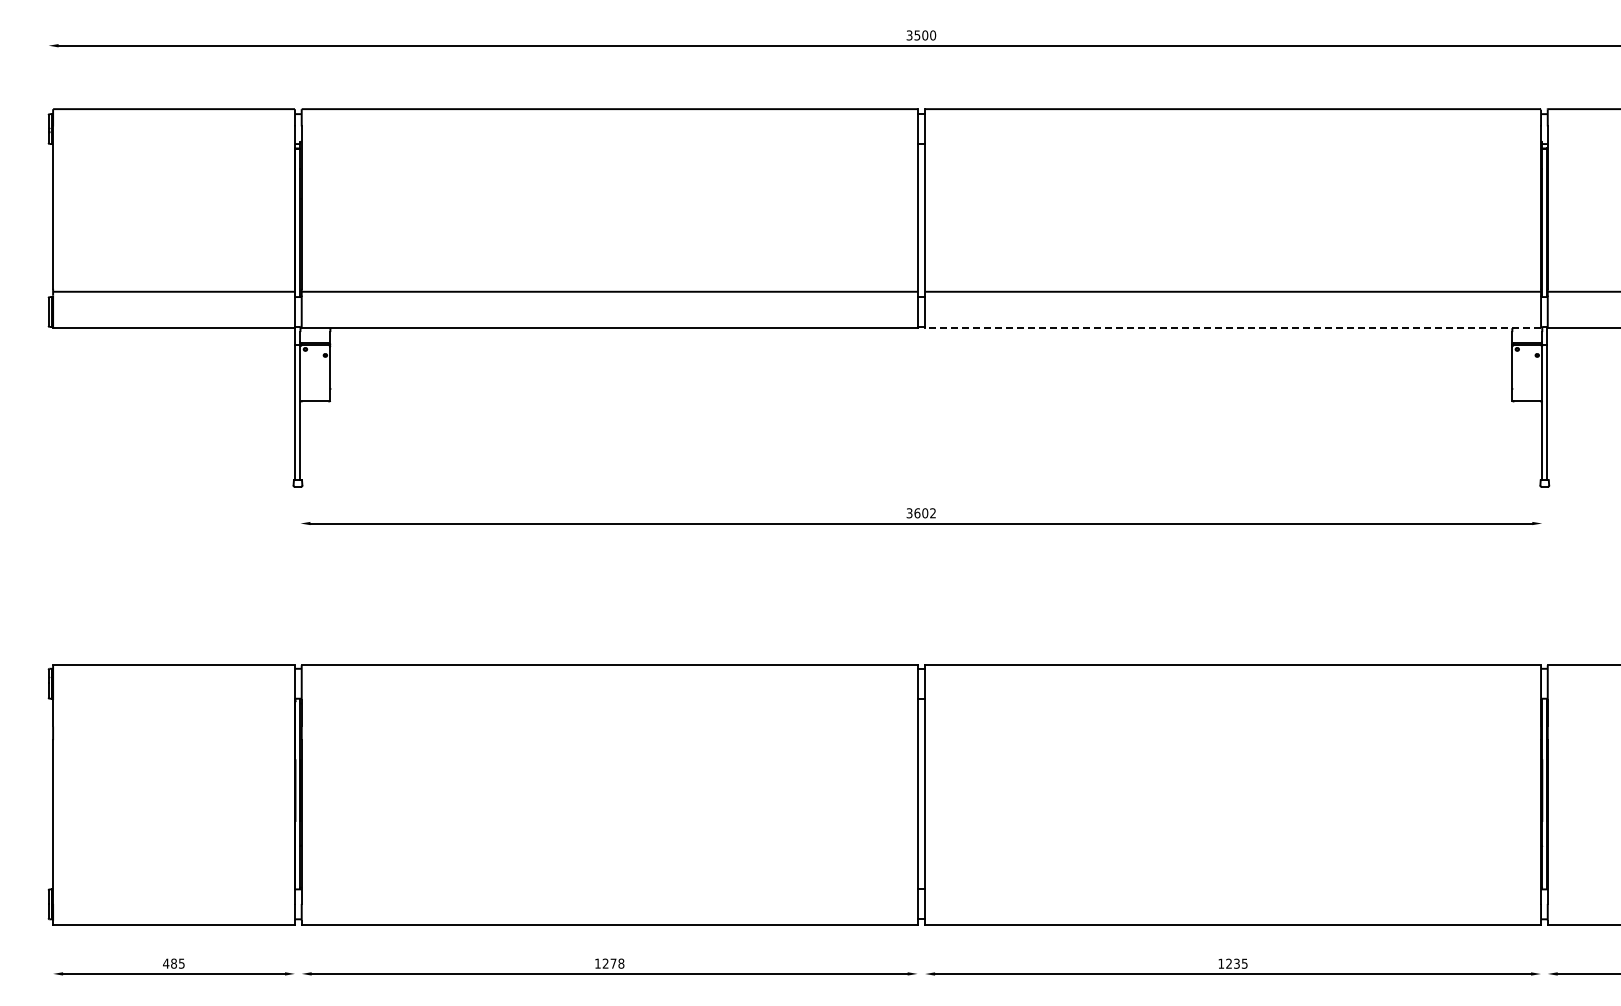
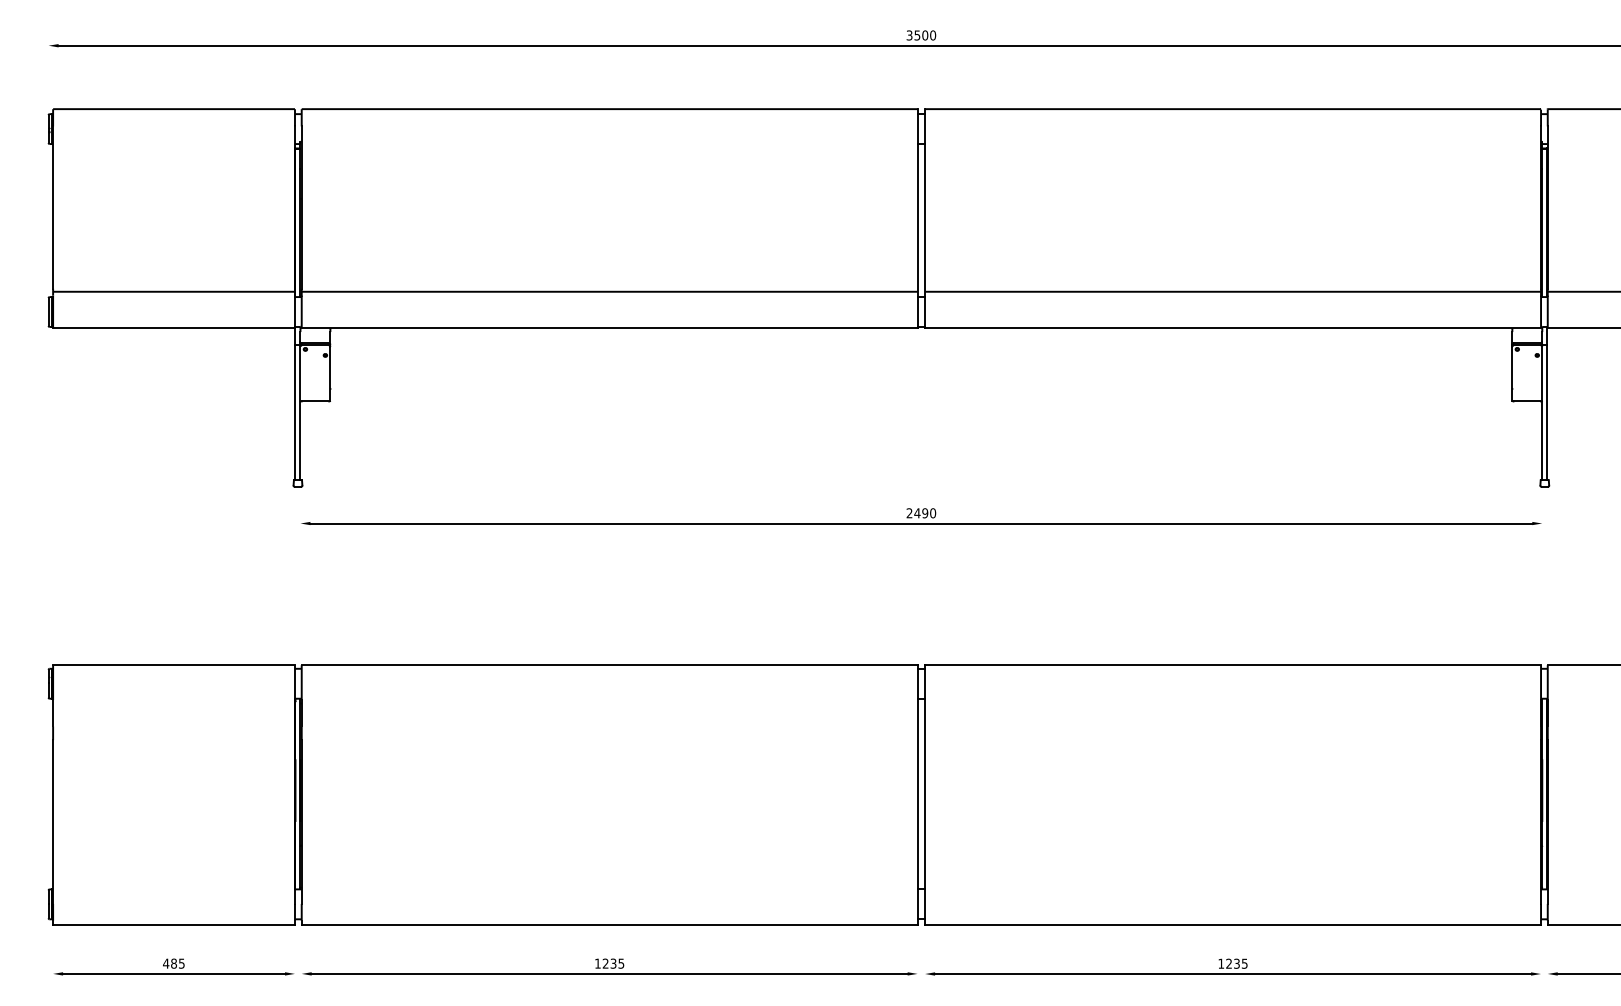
line: dashed -> solid (1233, 328)
text: 3602 -> 2490 (921, 513)
text: 1278 -> 1235 (617, 963)
